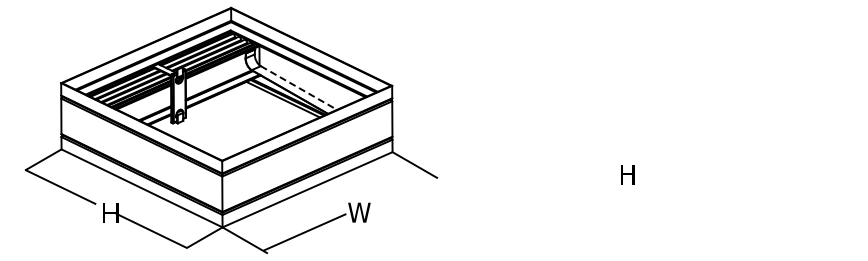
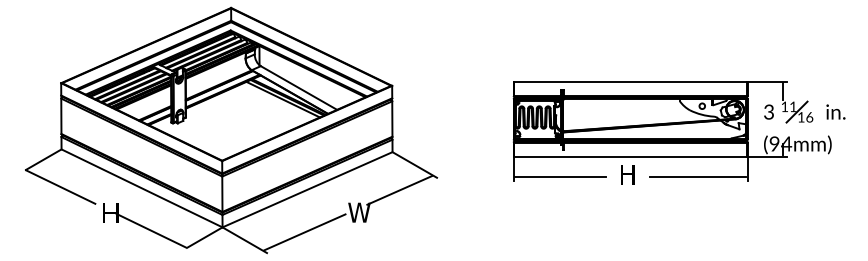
line: dashed -> solid (298, 88)
part: none -> present (678, 131)
line: none -> present (399, 190)
